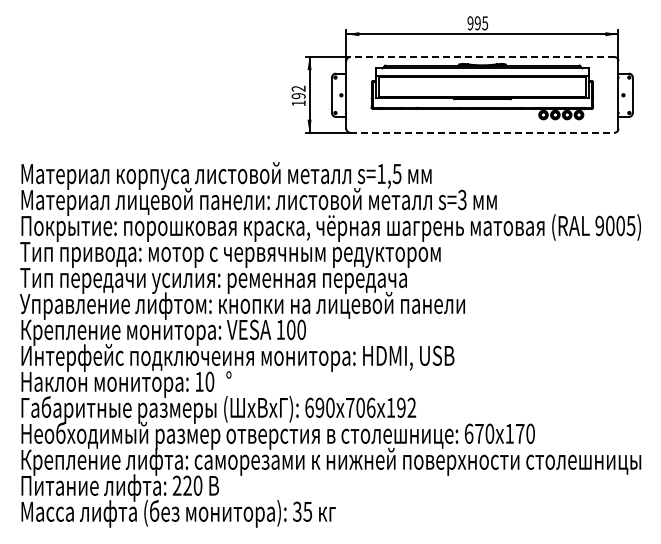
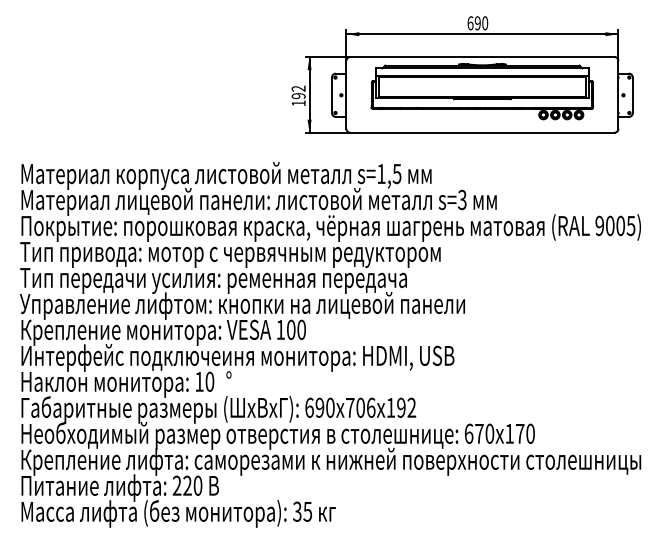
text: 995 -> 690 (477, 23)
line: dashed -> solid (481, 57)
line: dashed -> solid (482, 132)
